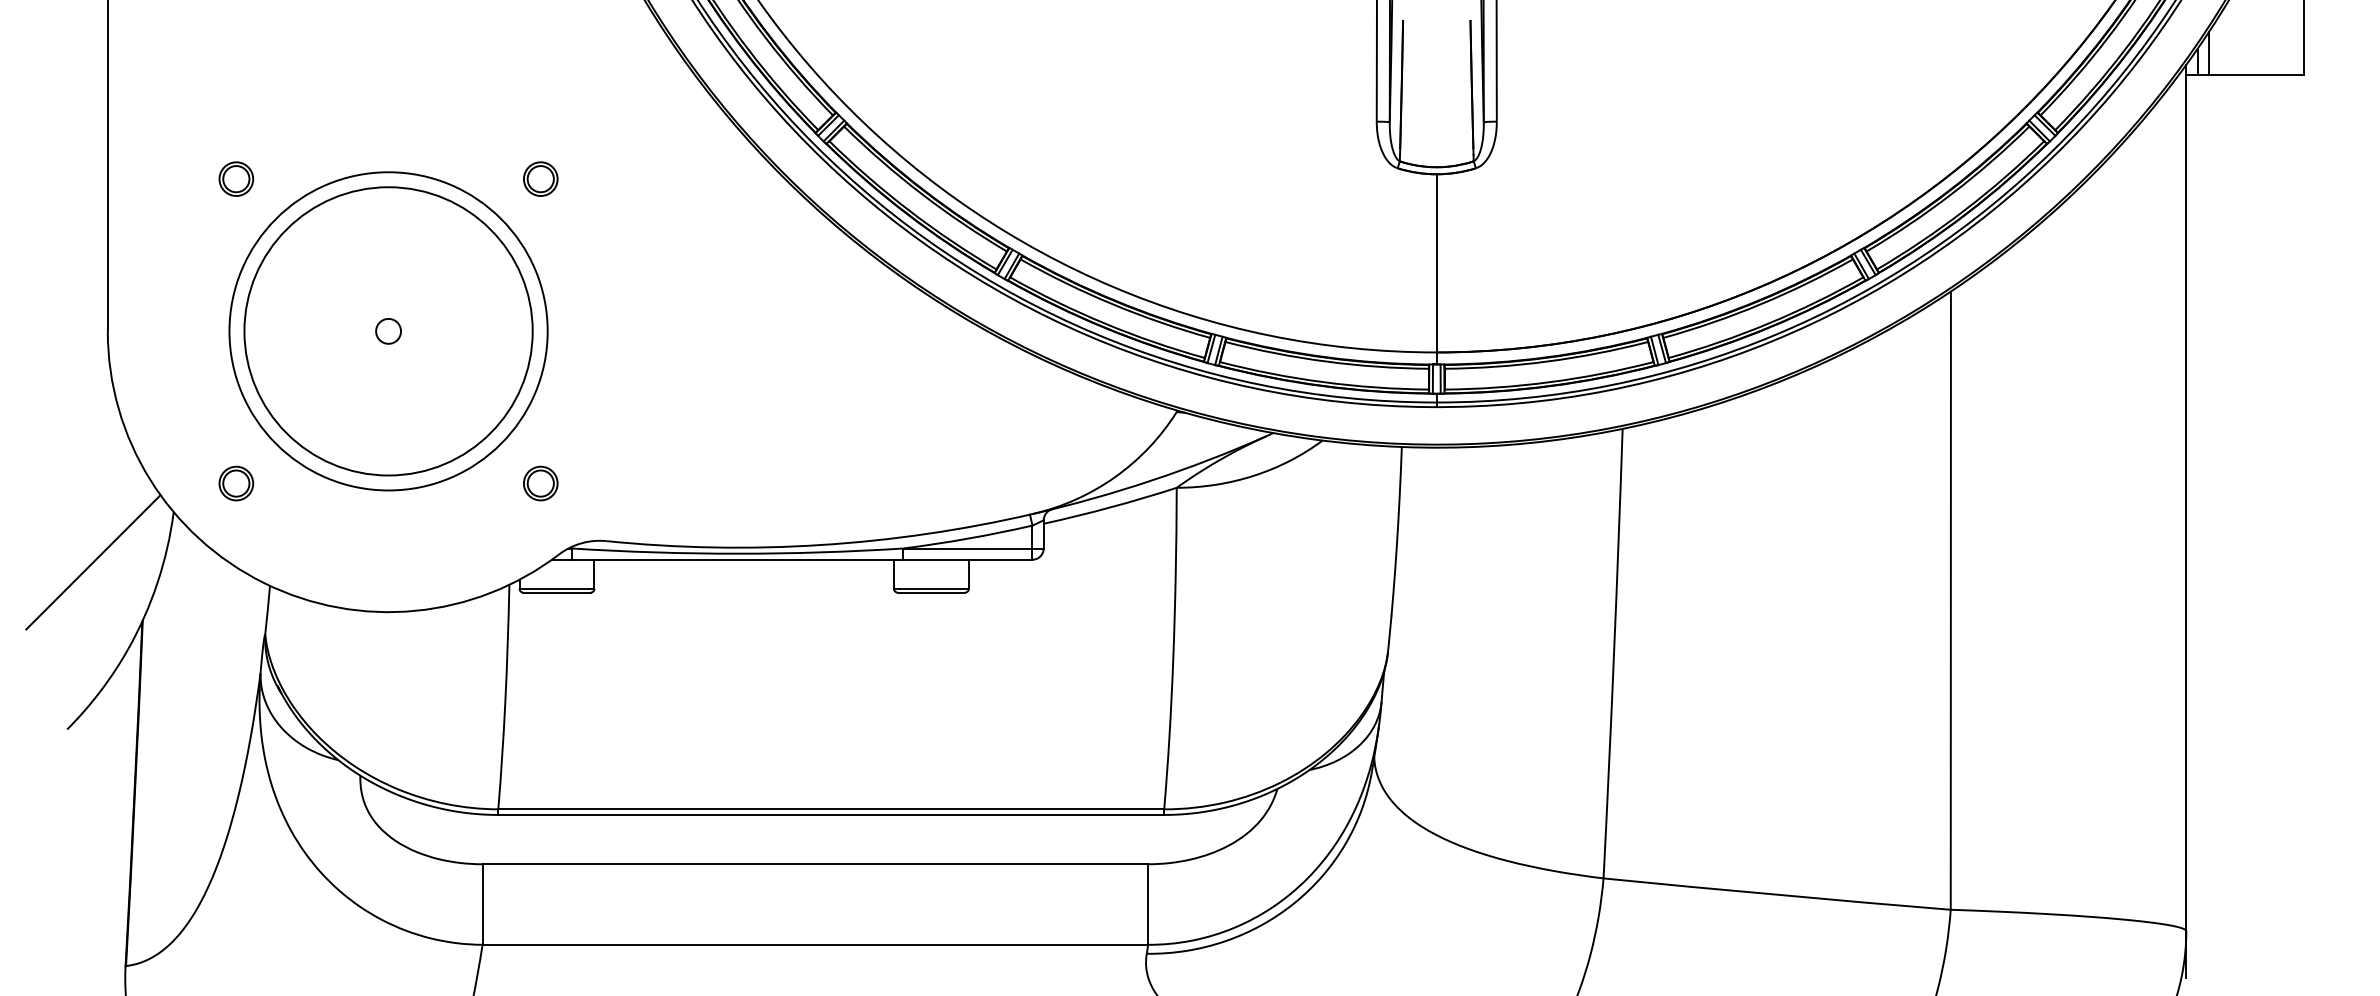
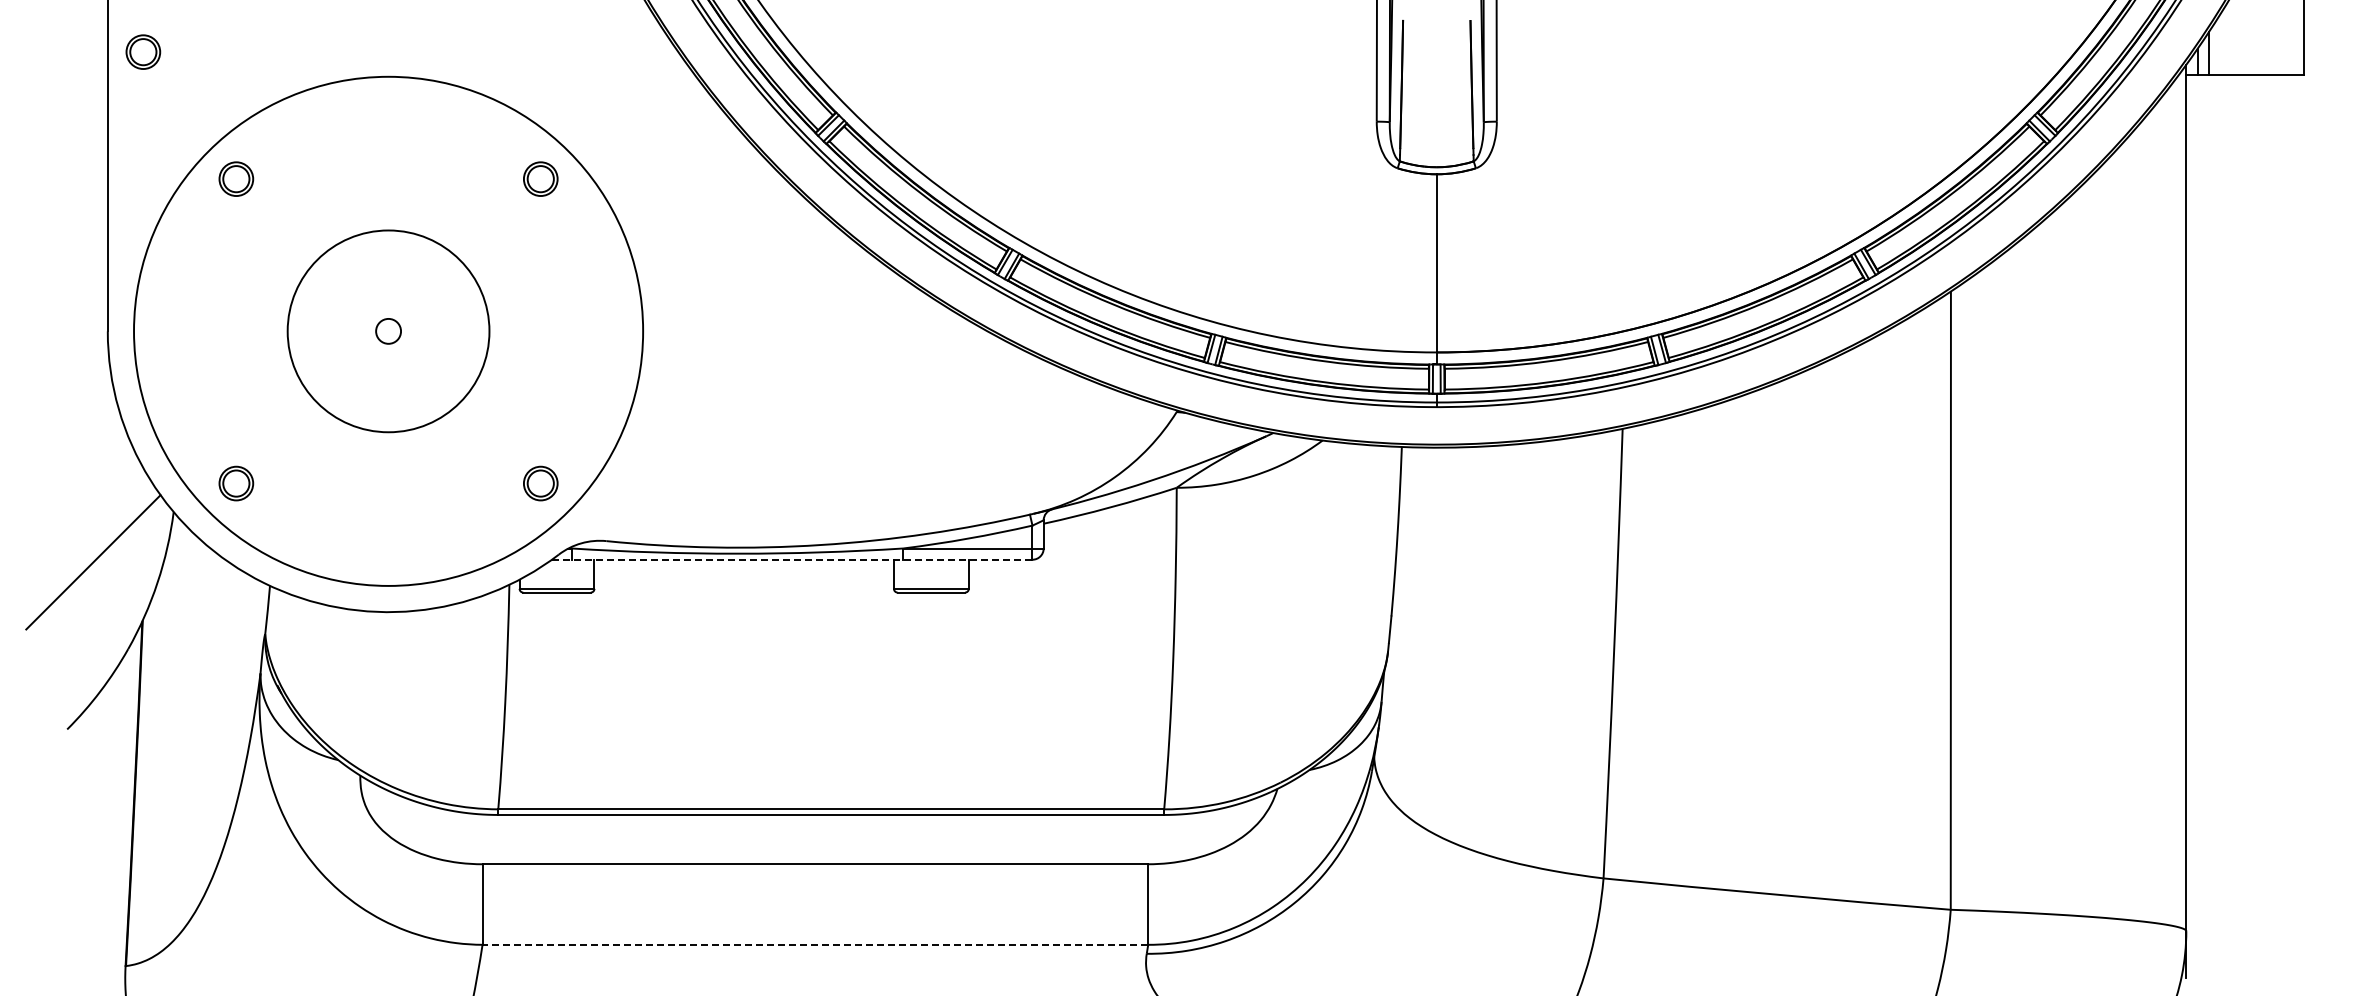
part: none -> present (143, 51)
circle diameter: 288 px -> 202 px (388, 331)
circle diameter: 318 px -> 509 px (388, 330)
line: solid -> dashed (791, 559)
line: solid -> dashed (815, 944)
